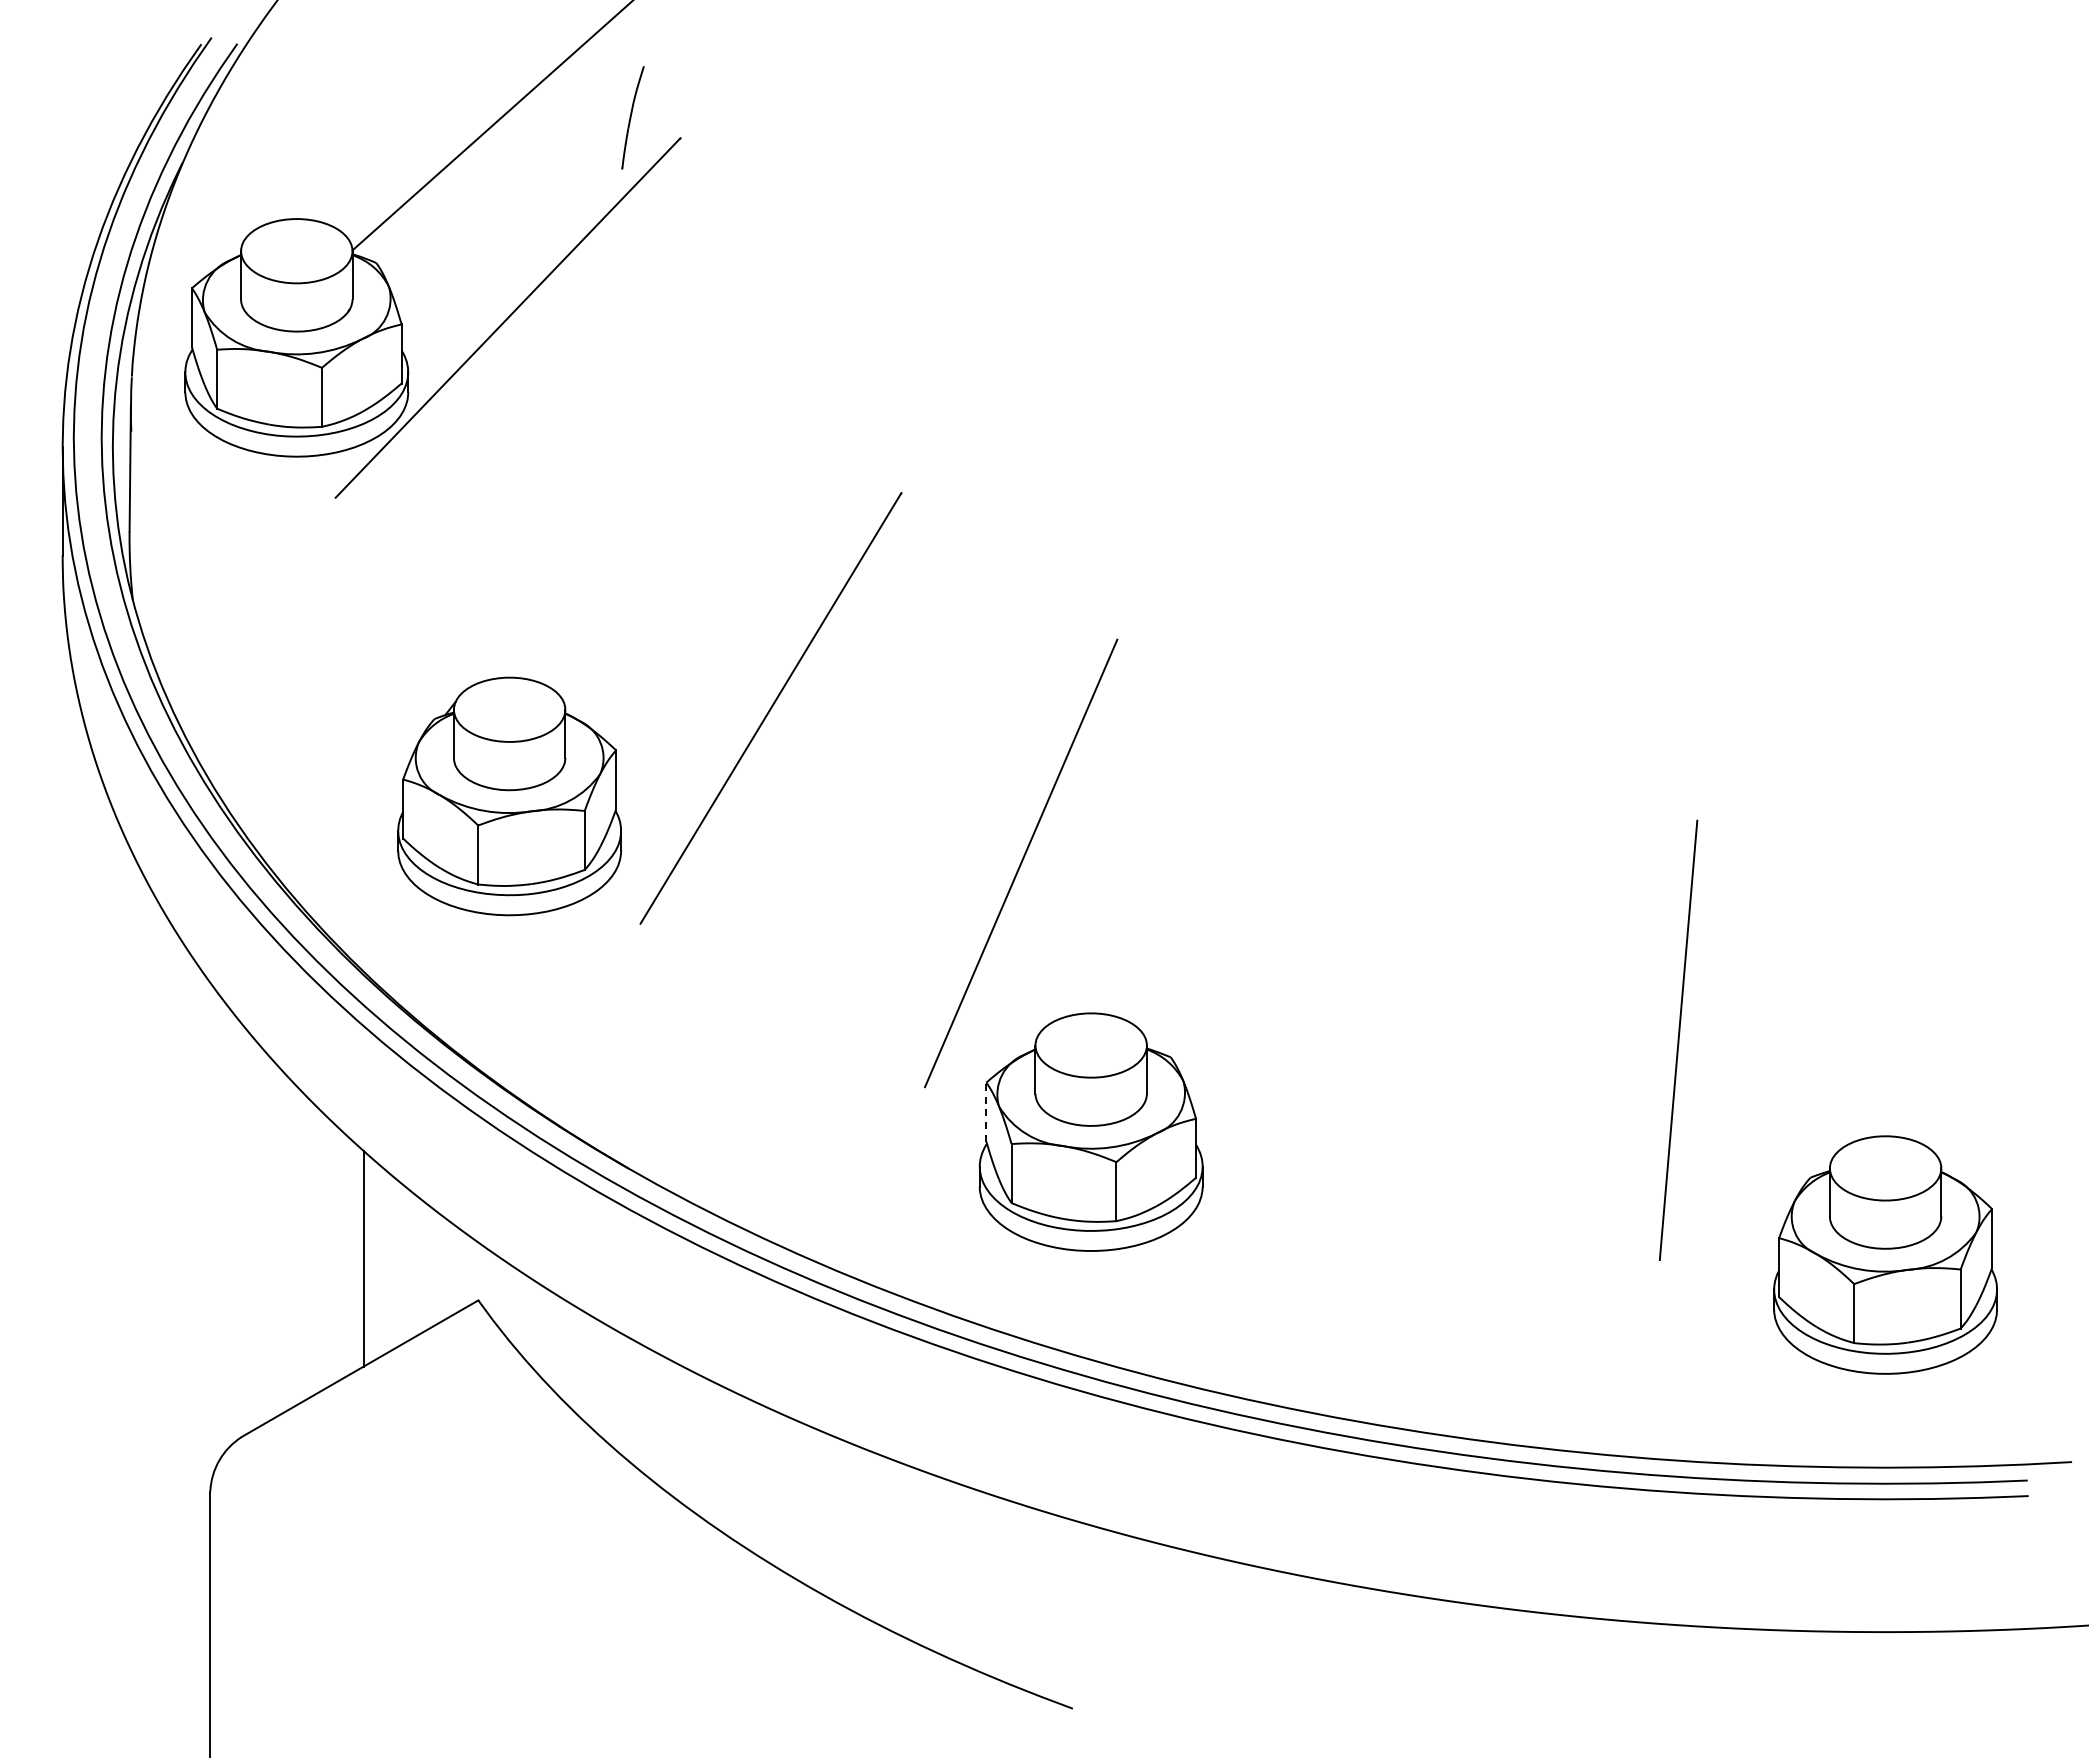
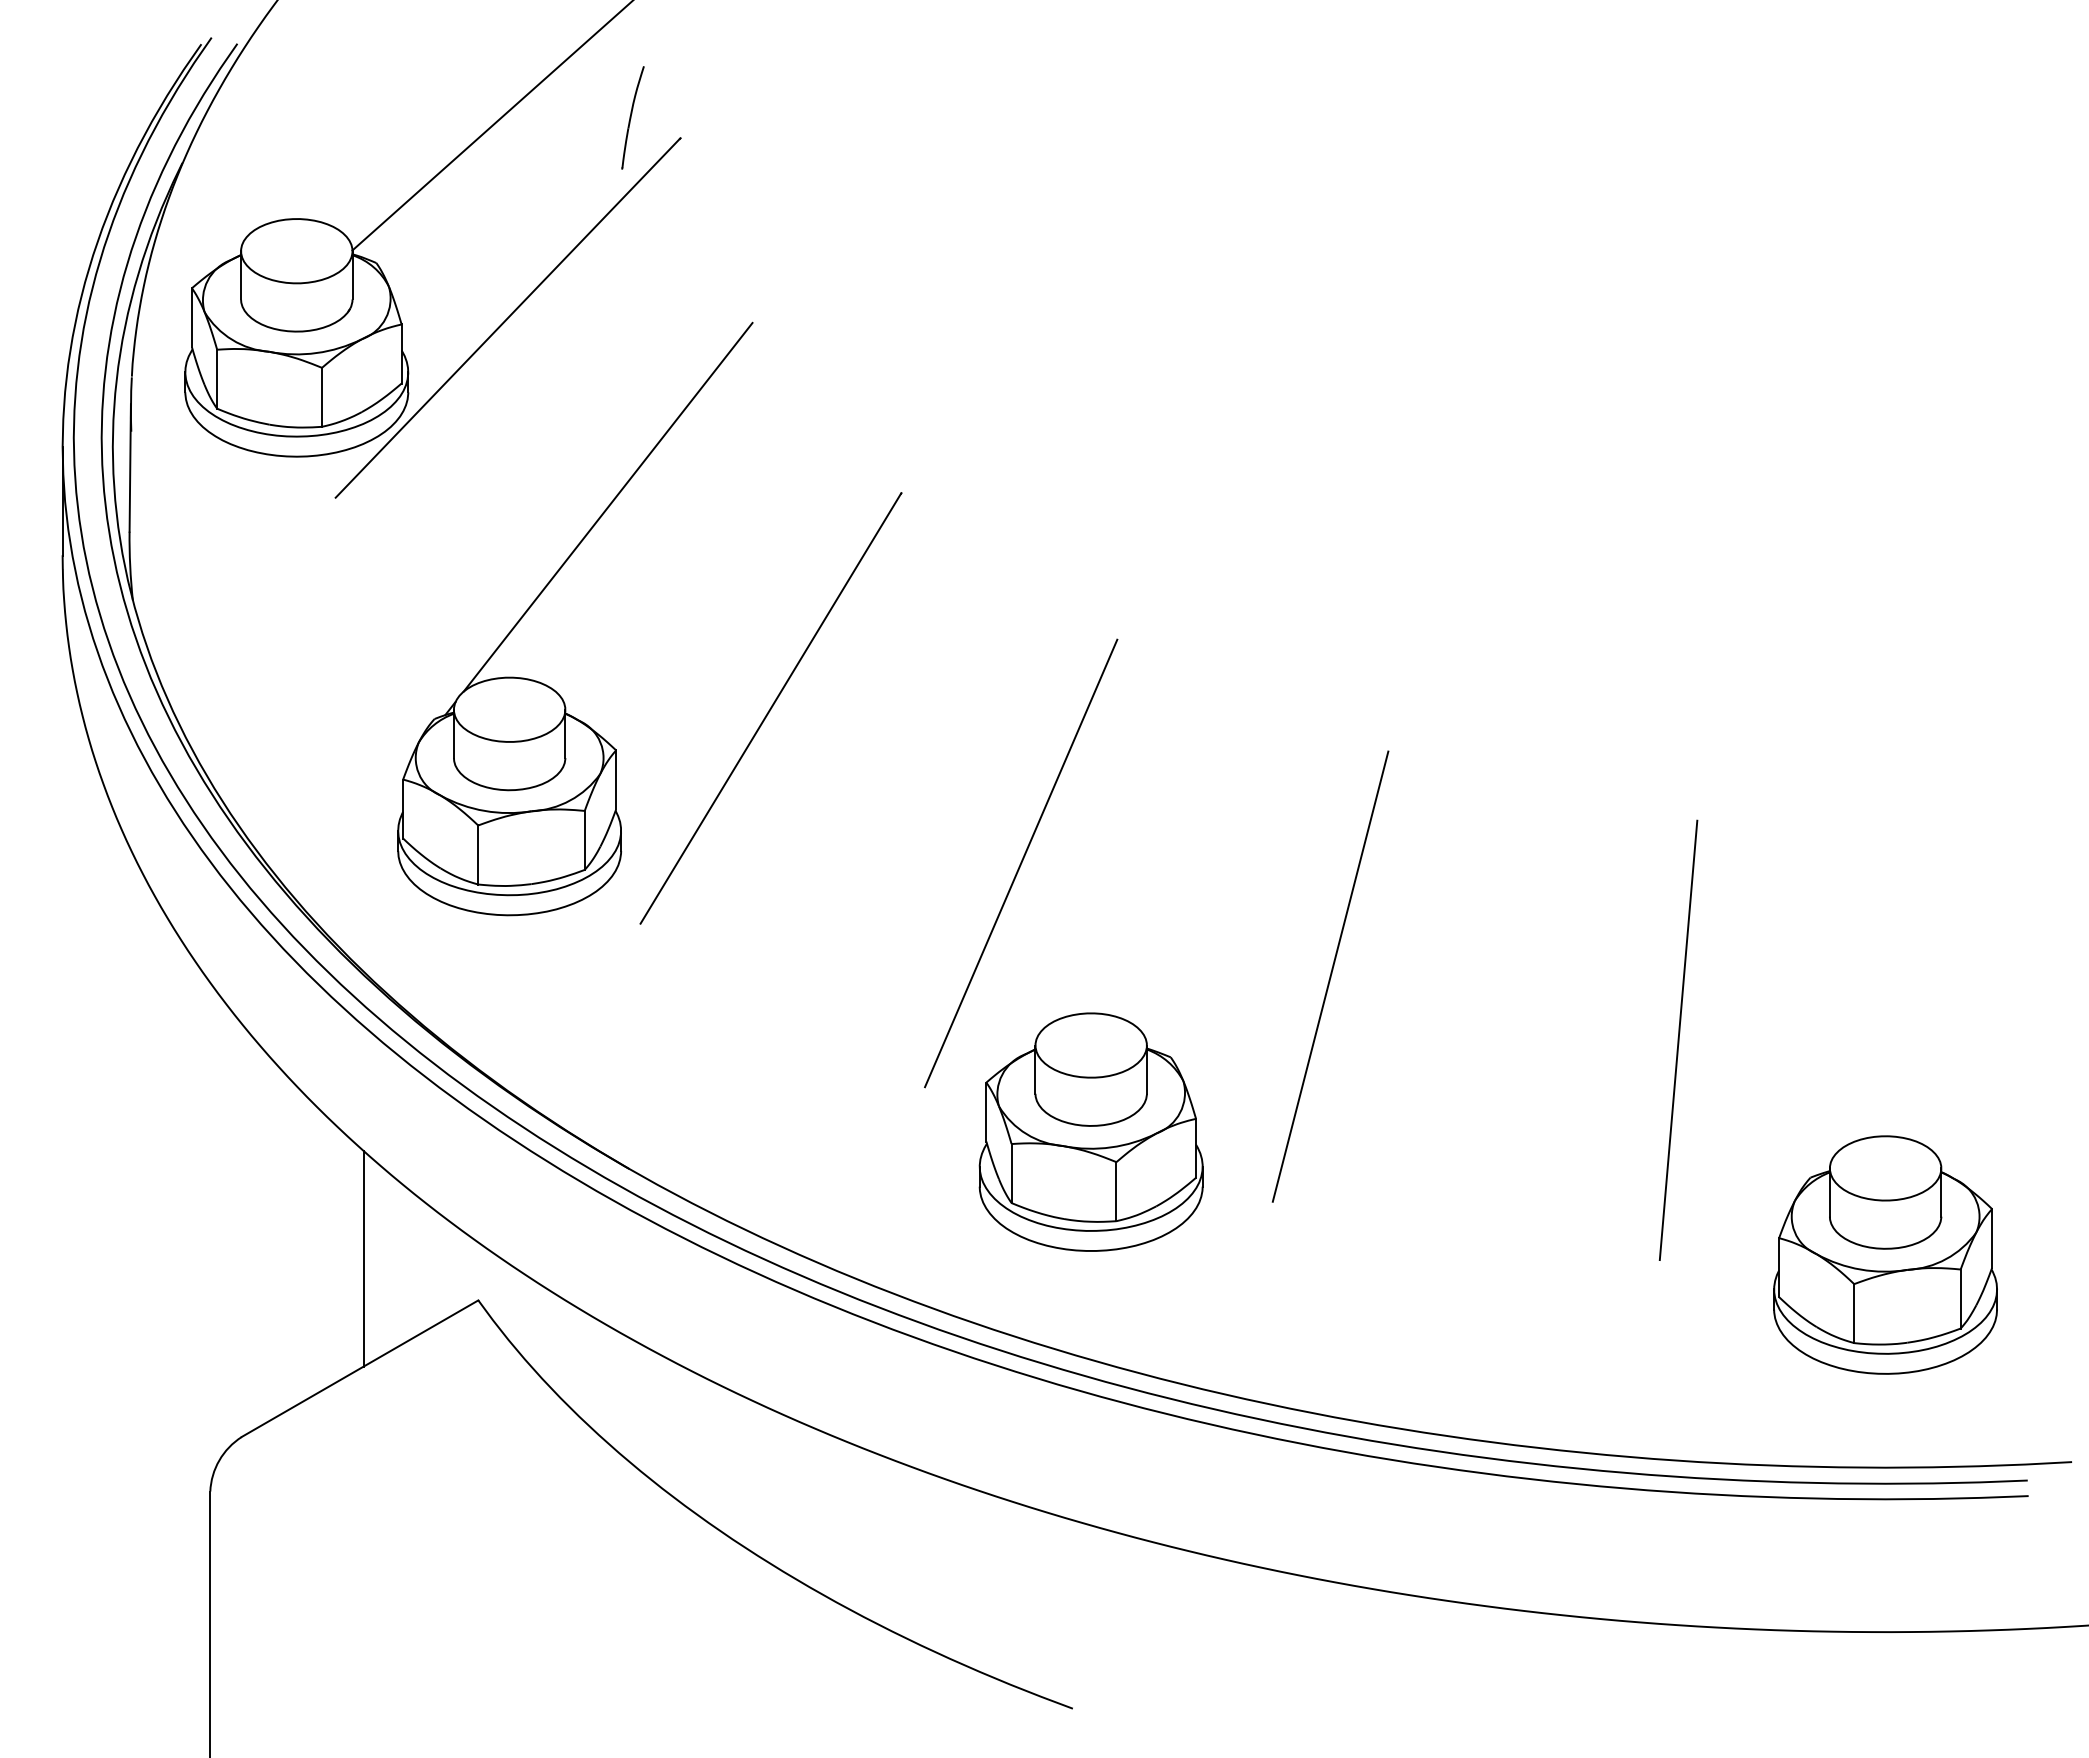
line: none -> present (607, 506)
line: none -> present (1330, 976)
line: dashed -> solid (986, 1111)
